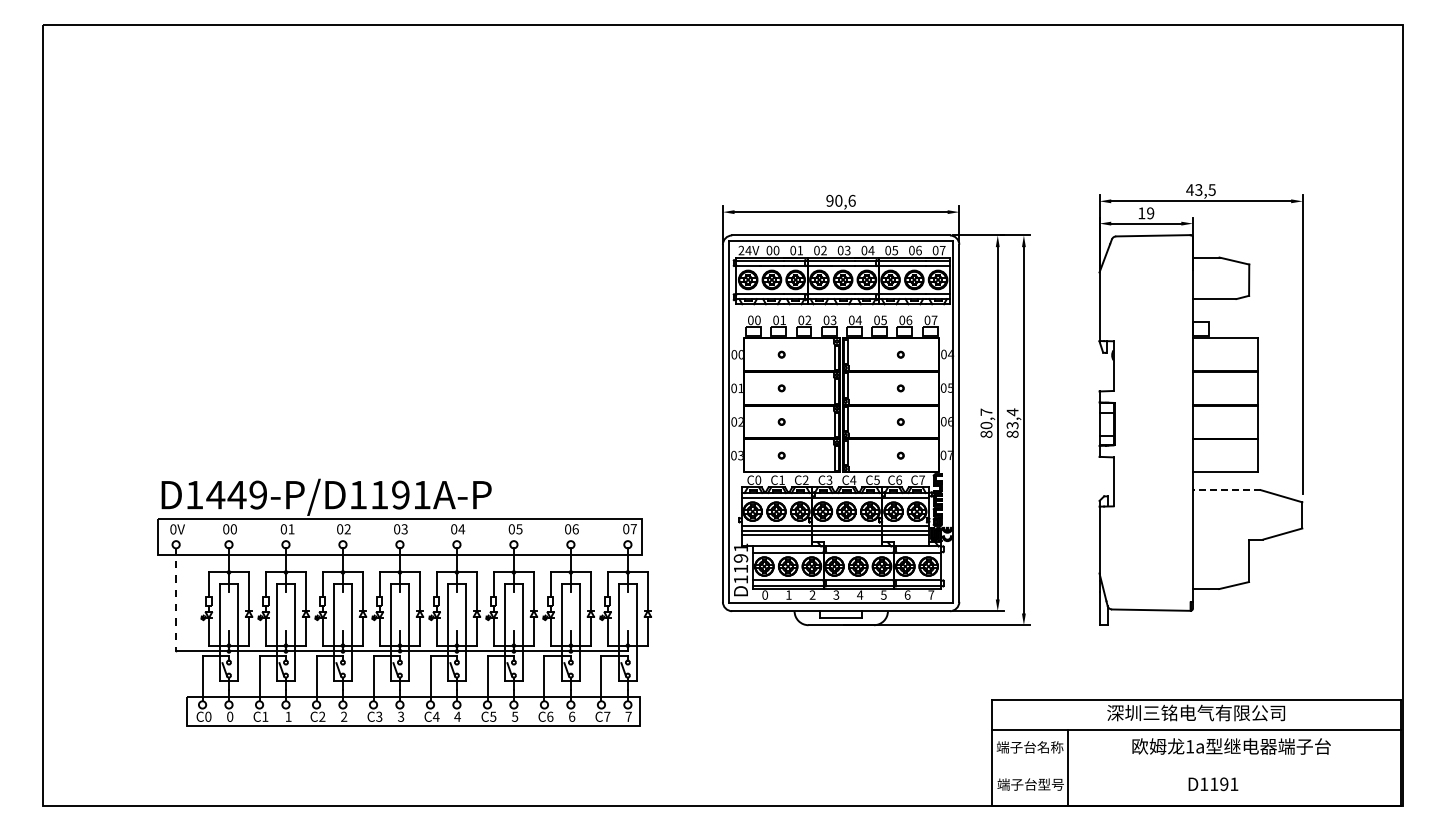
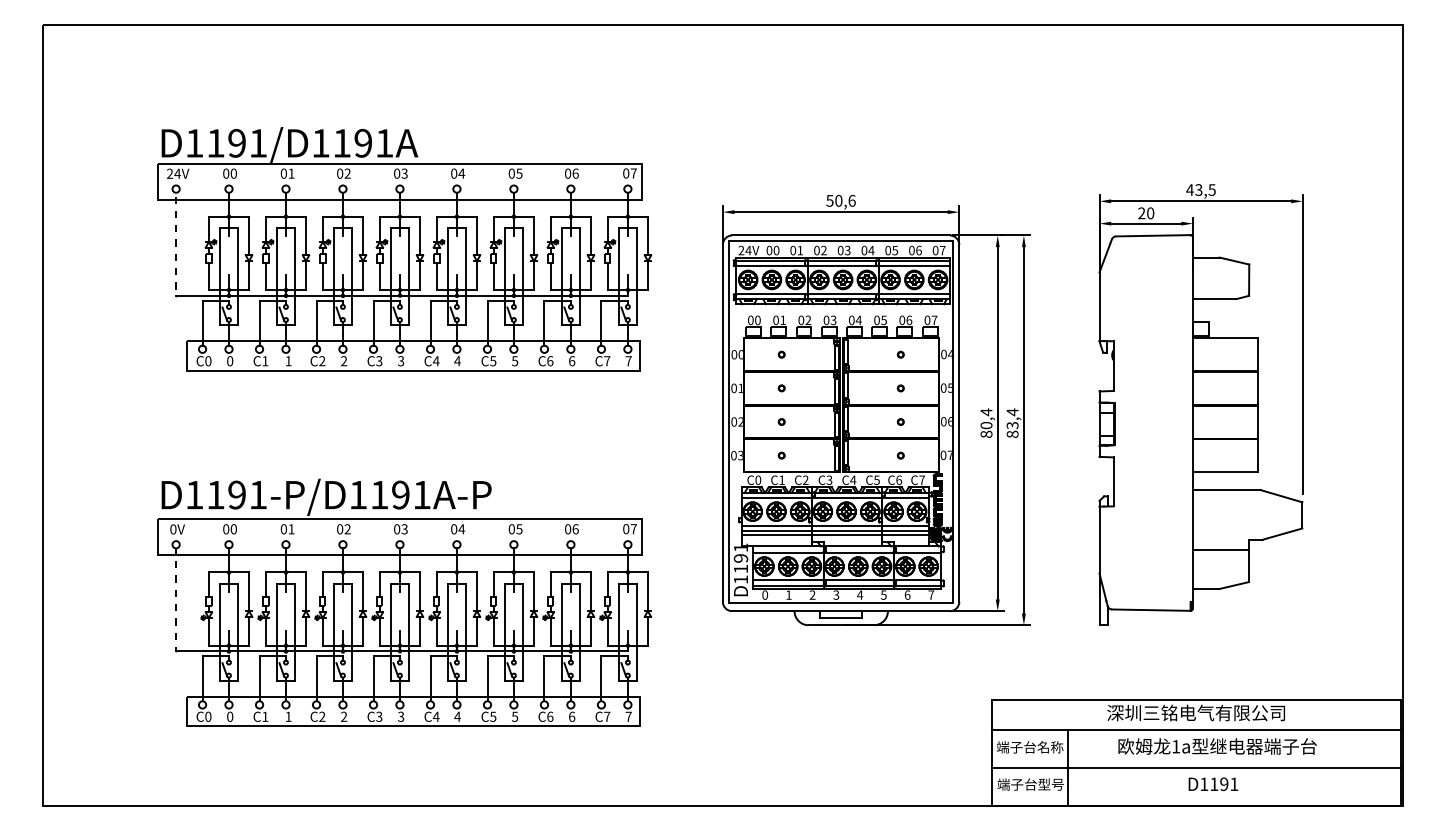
text: 90,6 -> 50,6 (829, 200)
text: 19 -> 20 (1146, 213)
part: none -> present (404, 249)
text: 80,7 -> 80,4 (986, 412)
line: dashed -> solid (1226, 490)
text: D1449-P/D1191A-P -> D1191-P/D1191A-P (236, 494)
line: none -> present (1220, 550)
text position: (1231, 746) -> (1217, 746) (1217, 746)
line: none -> present (1196, 767)
